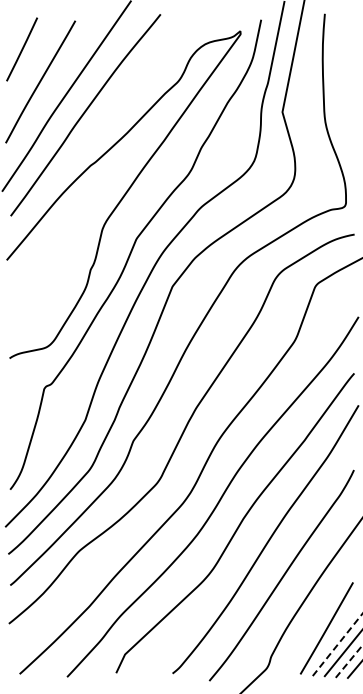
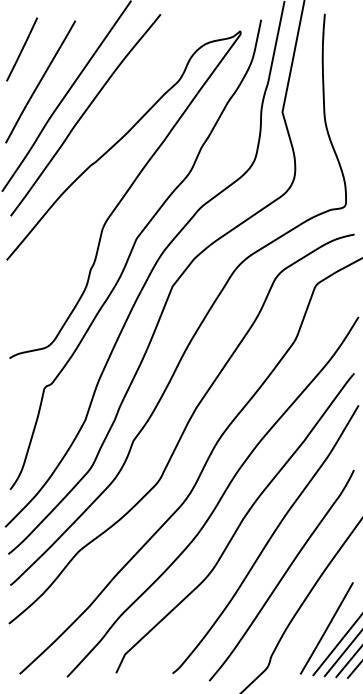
line: dashed -> solid (337, 644)
line: dashed -> solid (349, 660)
